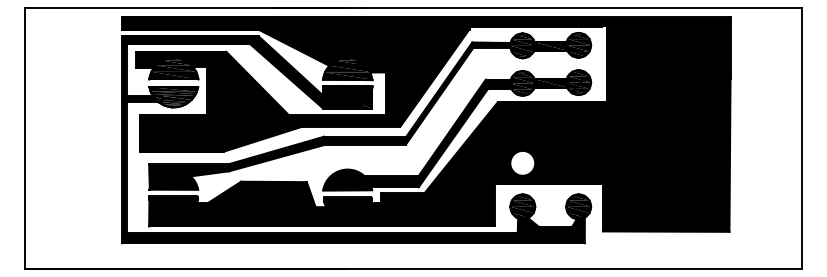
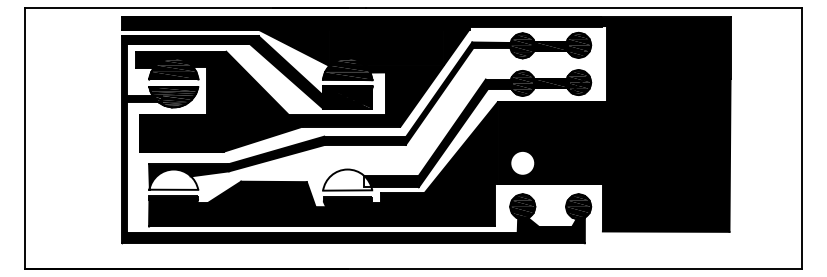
fill: present -> none (173, 179)
fill: present -> none (347, 179)
